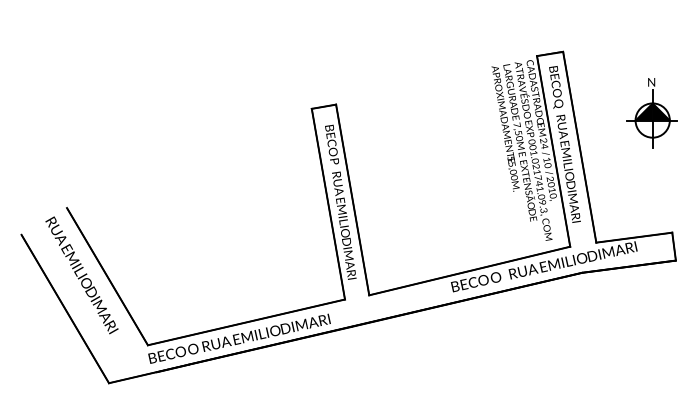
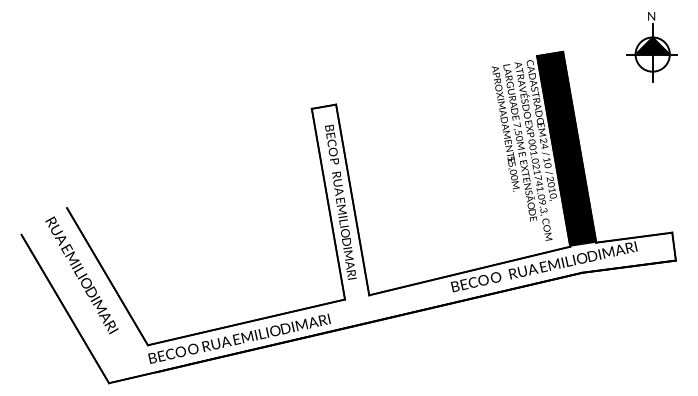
part position: (651, 113) -> (651, 47) (651, 47)
fill: none -> present (566, 148)
